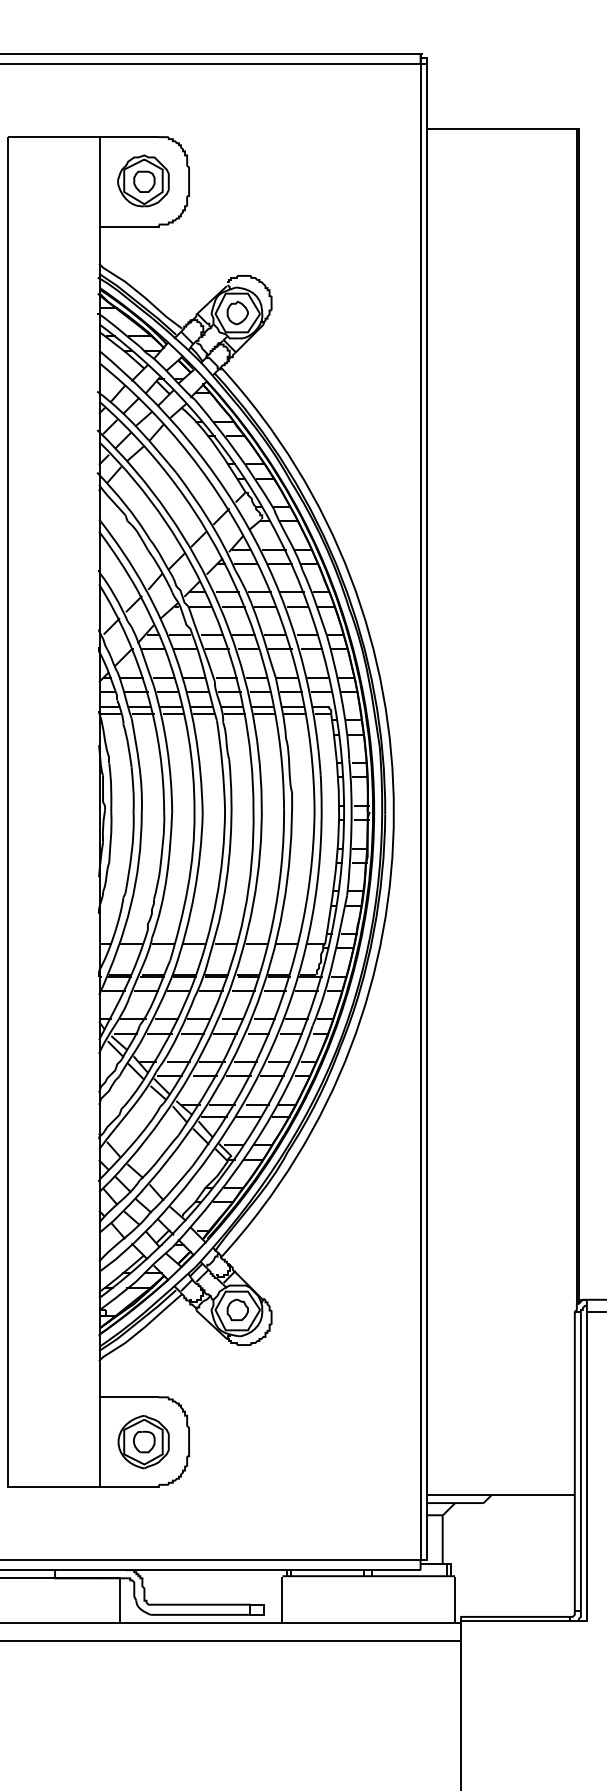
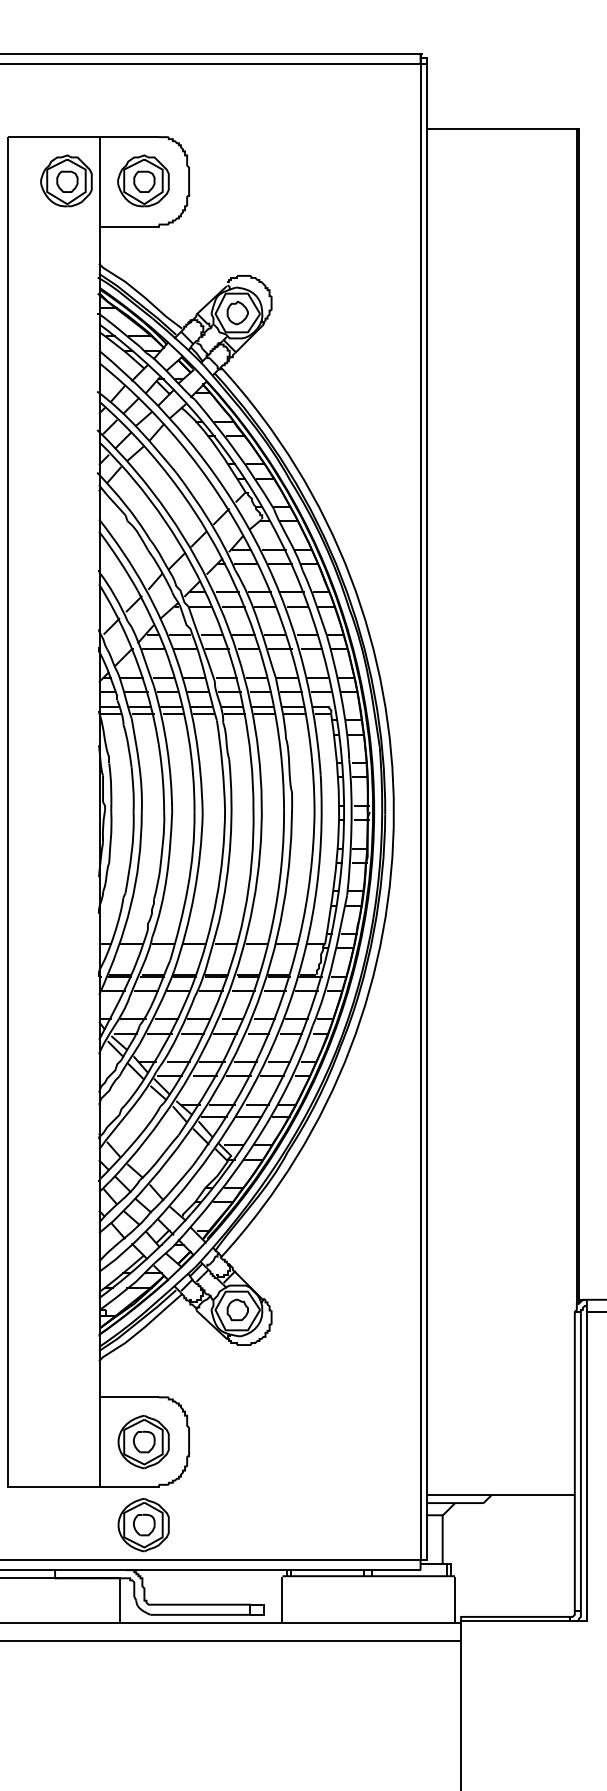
part: none -> present (66, 180)
part: none -> present (143, 1525)
